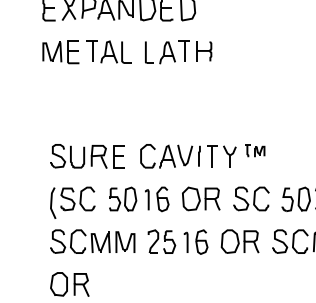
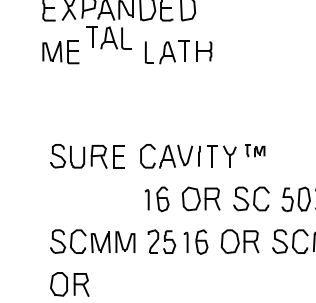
part position: (108, 51) -> (108, 37) (108, 37)
part: present -> none (123, 198)
part: present -> none (72, 202)
